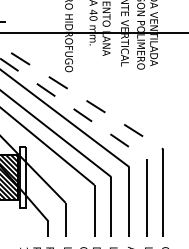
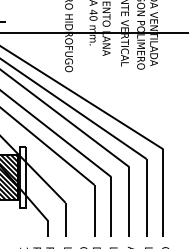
line: dashed -> solid (82, 98)
line: dashed -> solid (74, 109)
